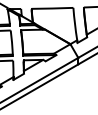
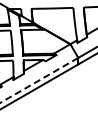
line: solid -> dashed (39, 80)
